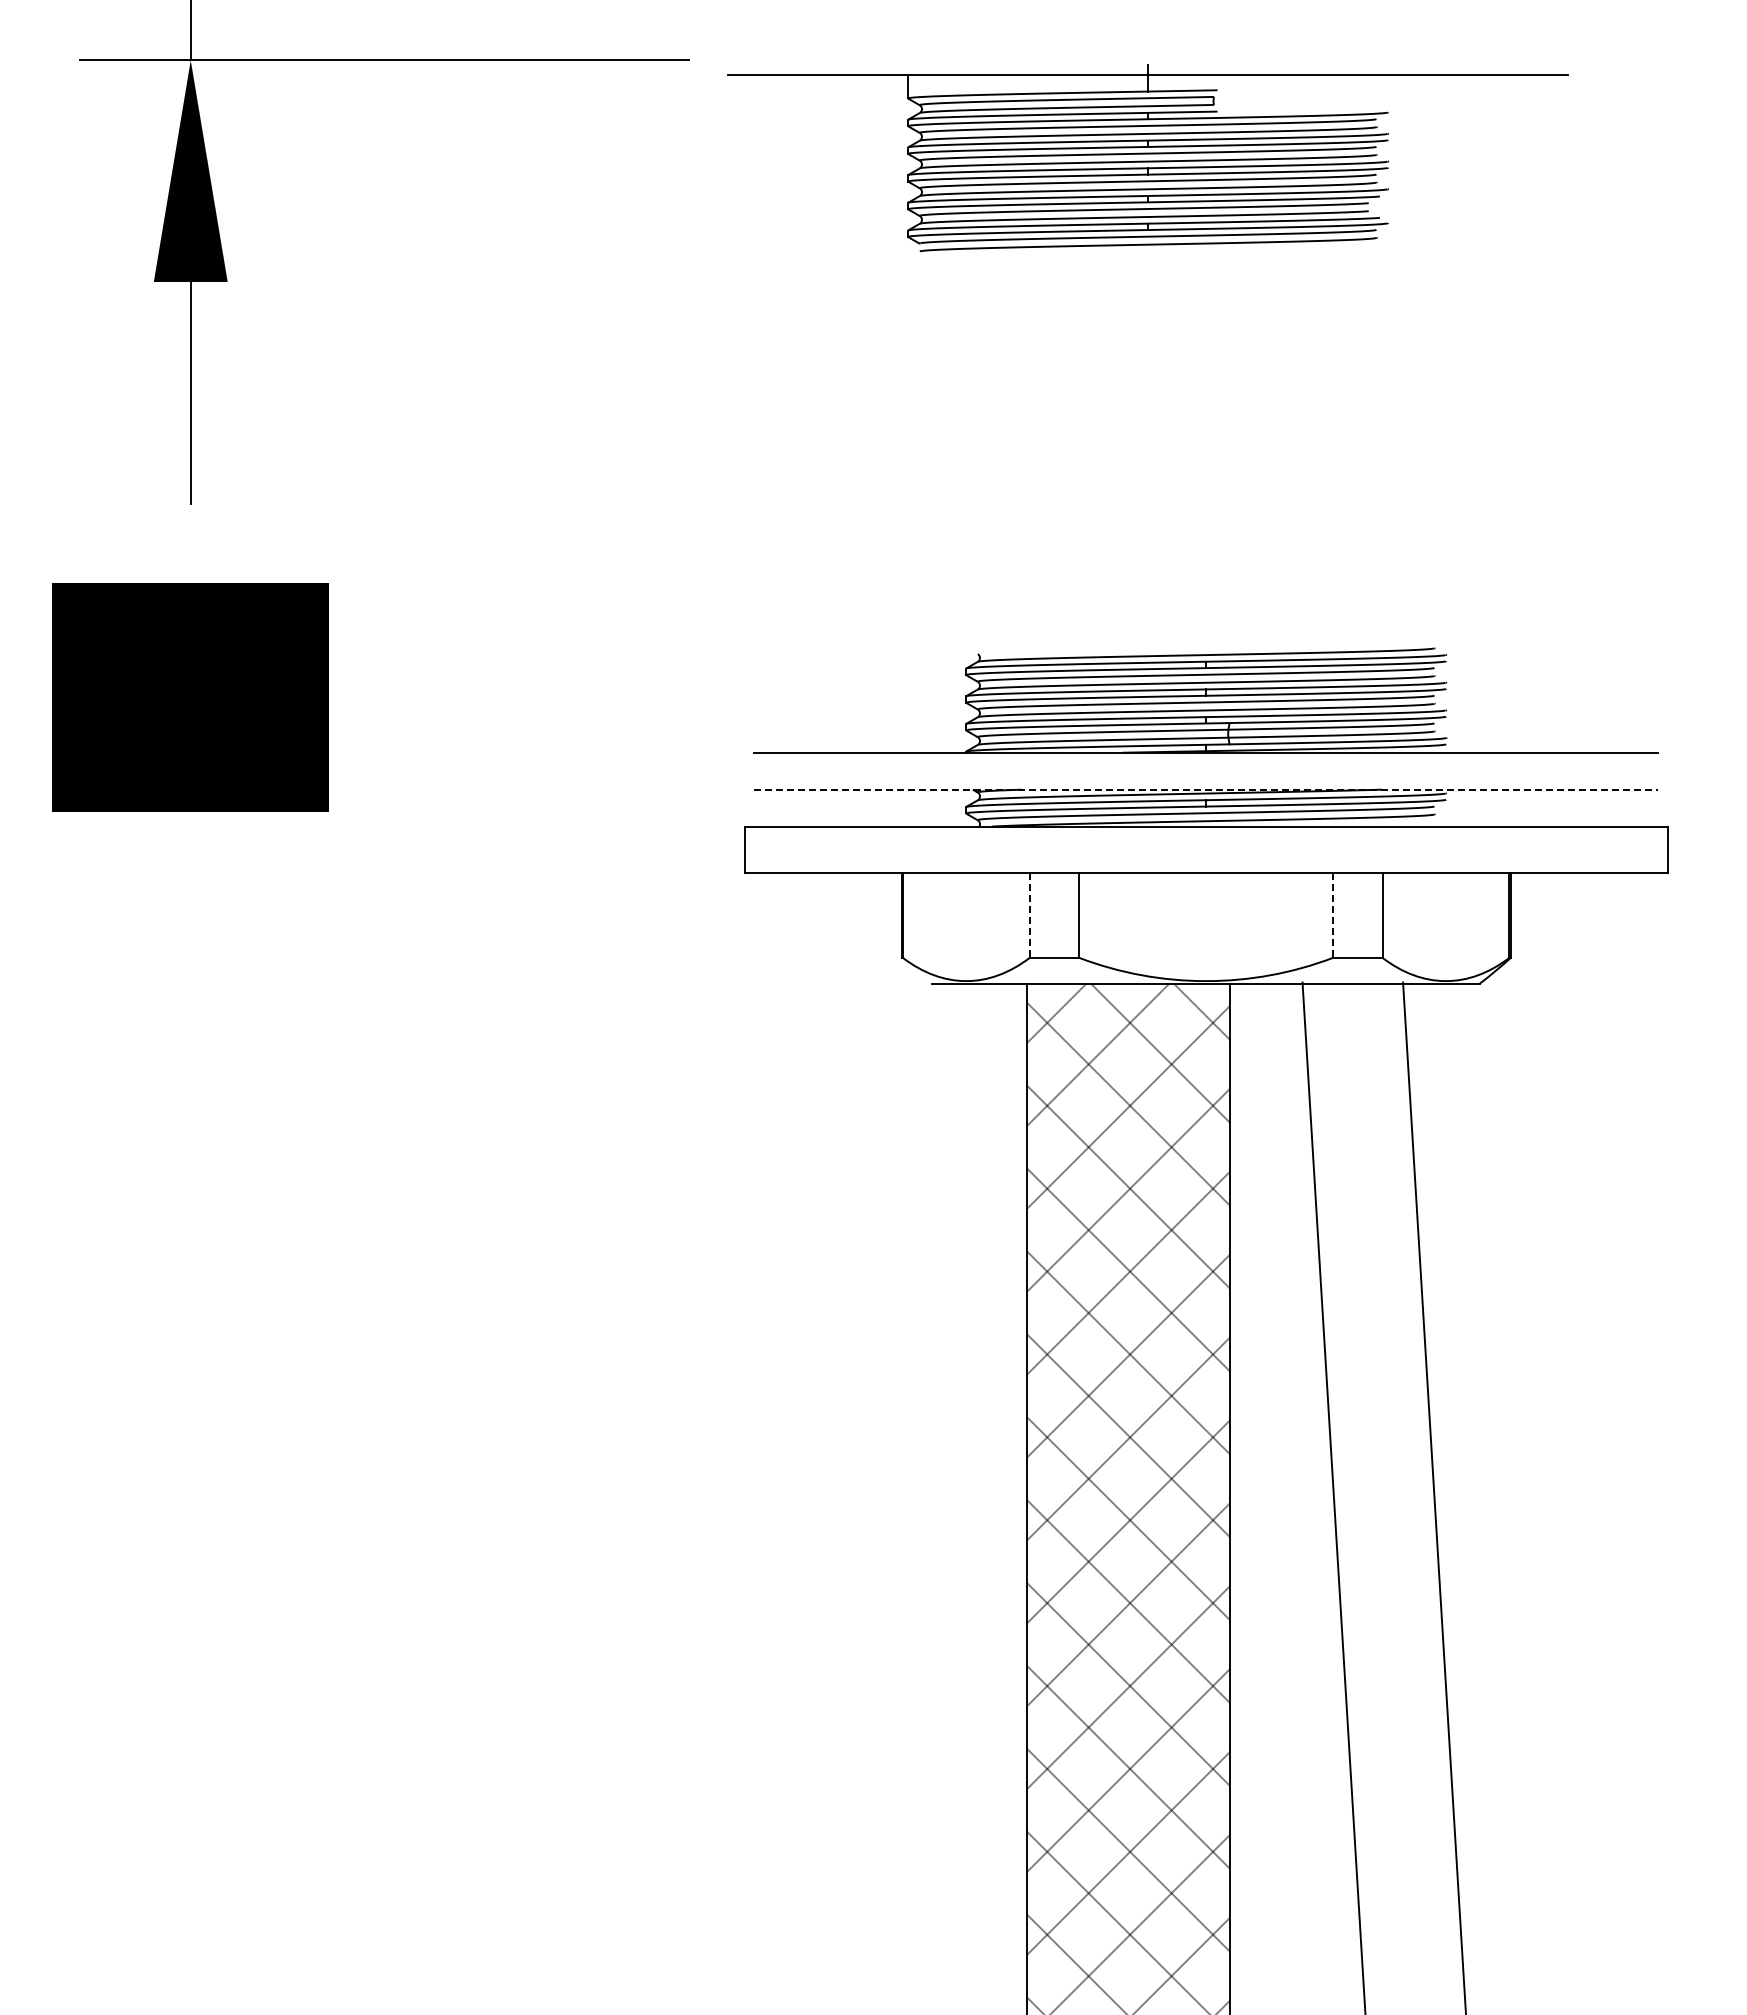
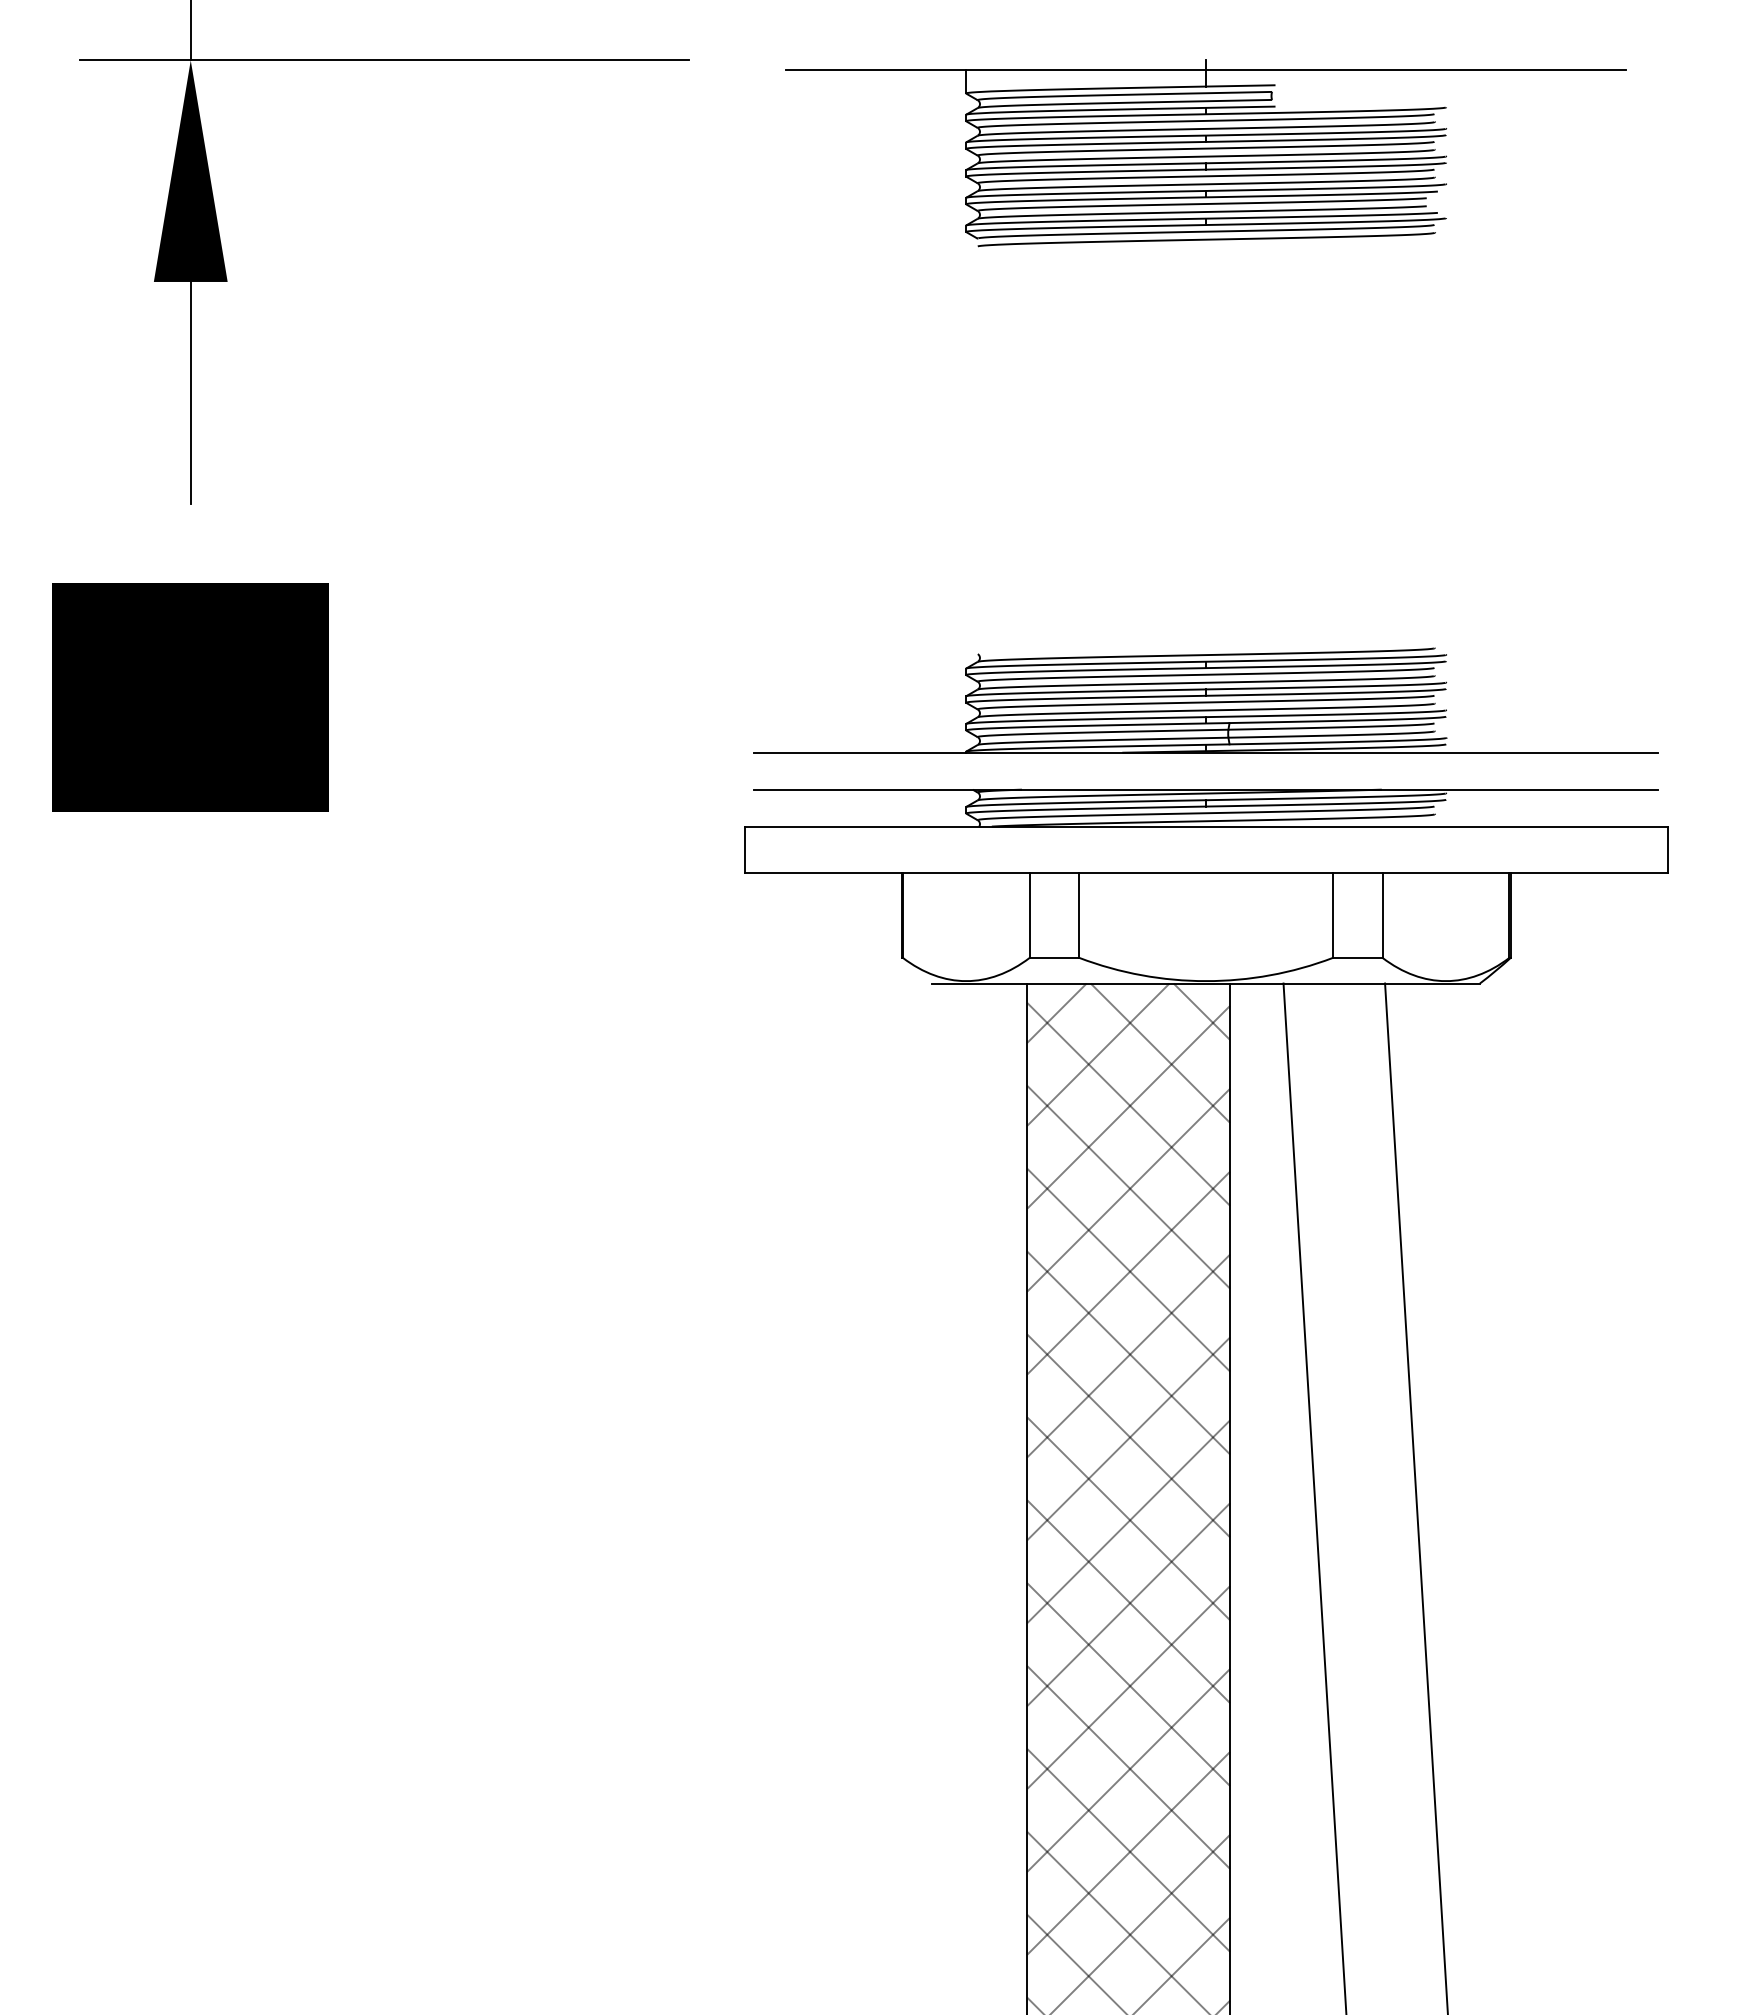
part position: (1147, 158) -> (1205, 153) (1205, 153)
line: dashed -> solid (1206, 789)
line: dashed -> solid (1029, 915)
line: dashed -> solid (1333, 915)
line position: (1333, 1496) -> (1314, 1497) (1314, 1497)
line position: (1434, 1496) -> (1416, 1497) (1416, 1497)
